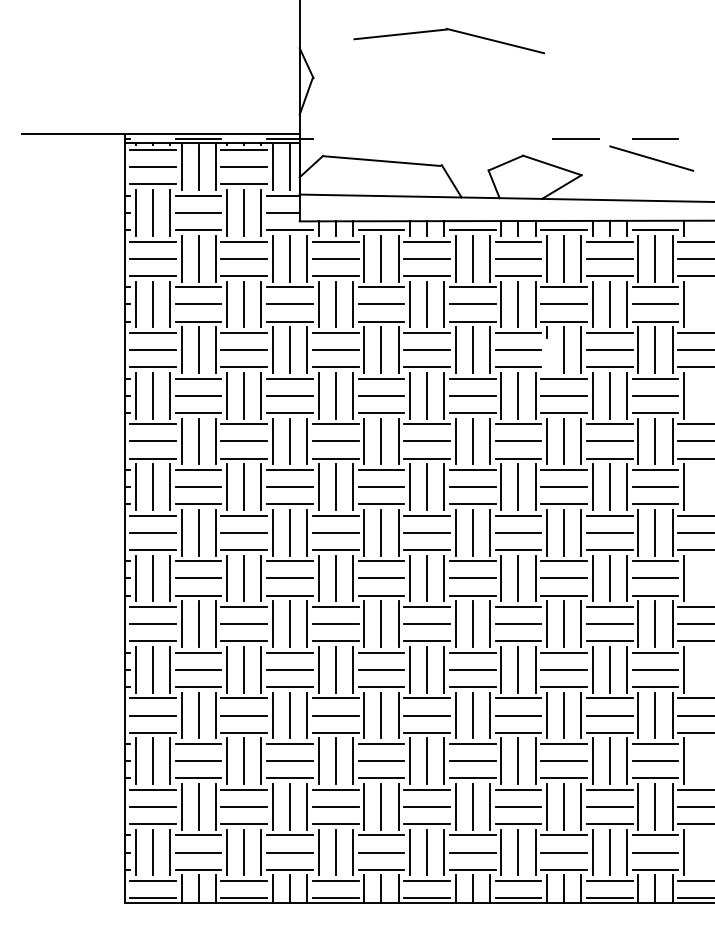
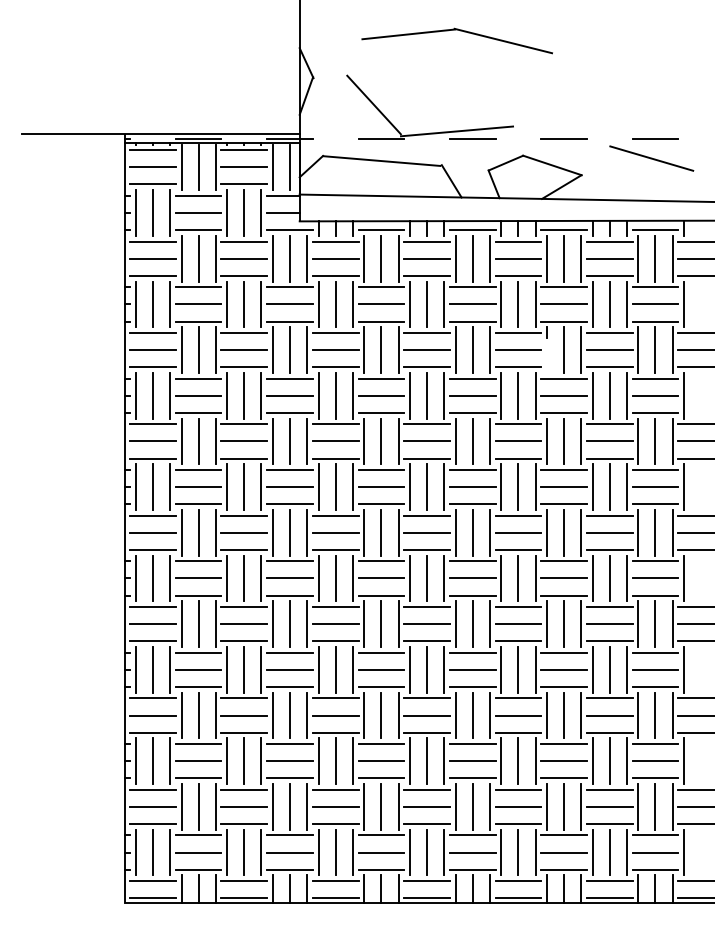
part position: (452, 31) -> (460, 31) (460, 31)
part: none -> present (429, 132)
line position: (575, 138) -> (563, 138) (563, 138)
